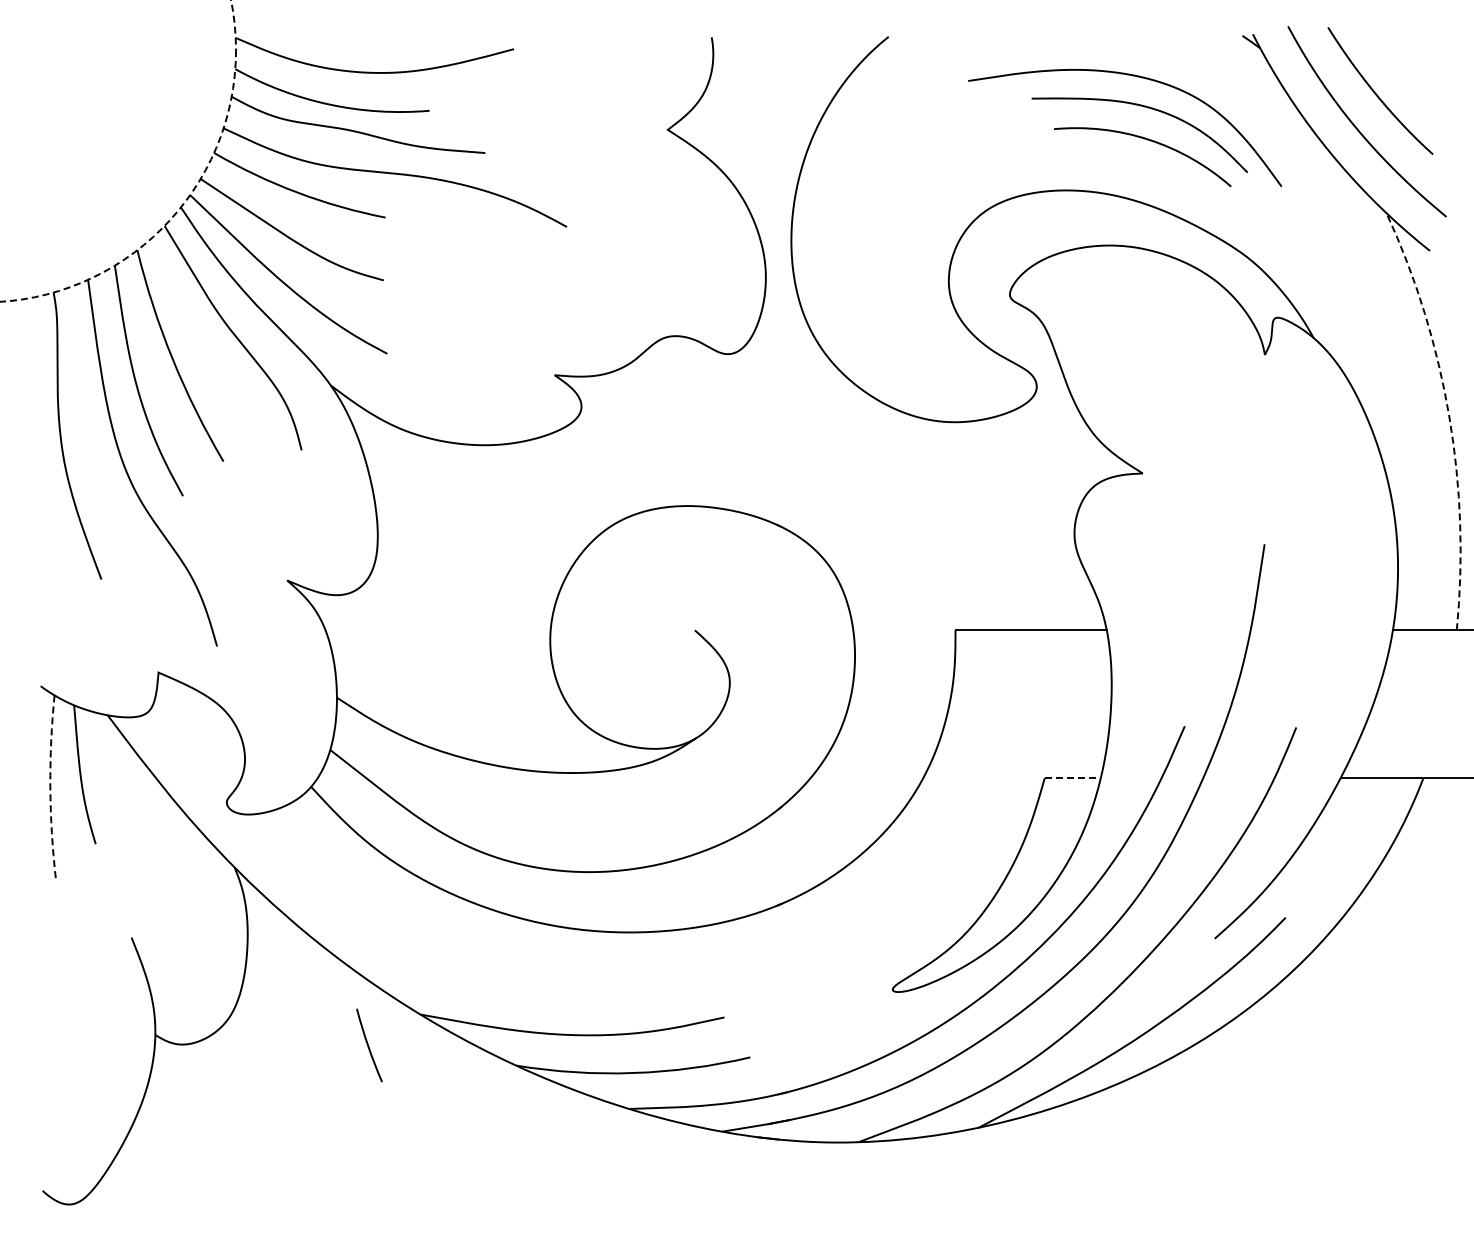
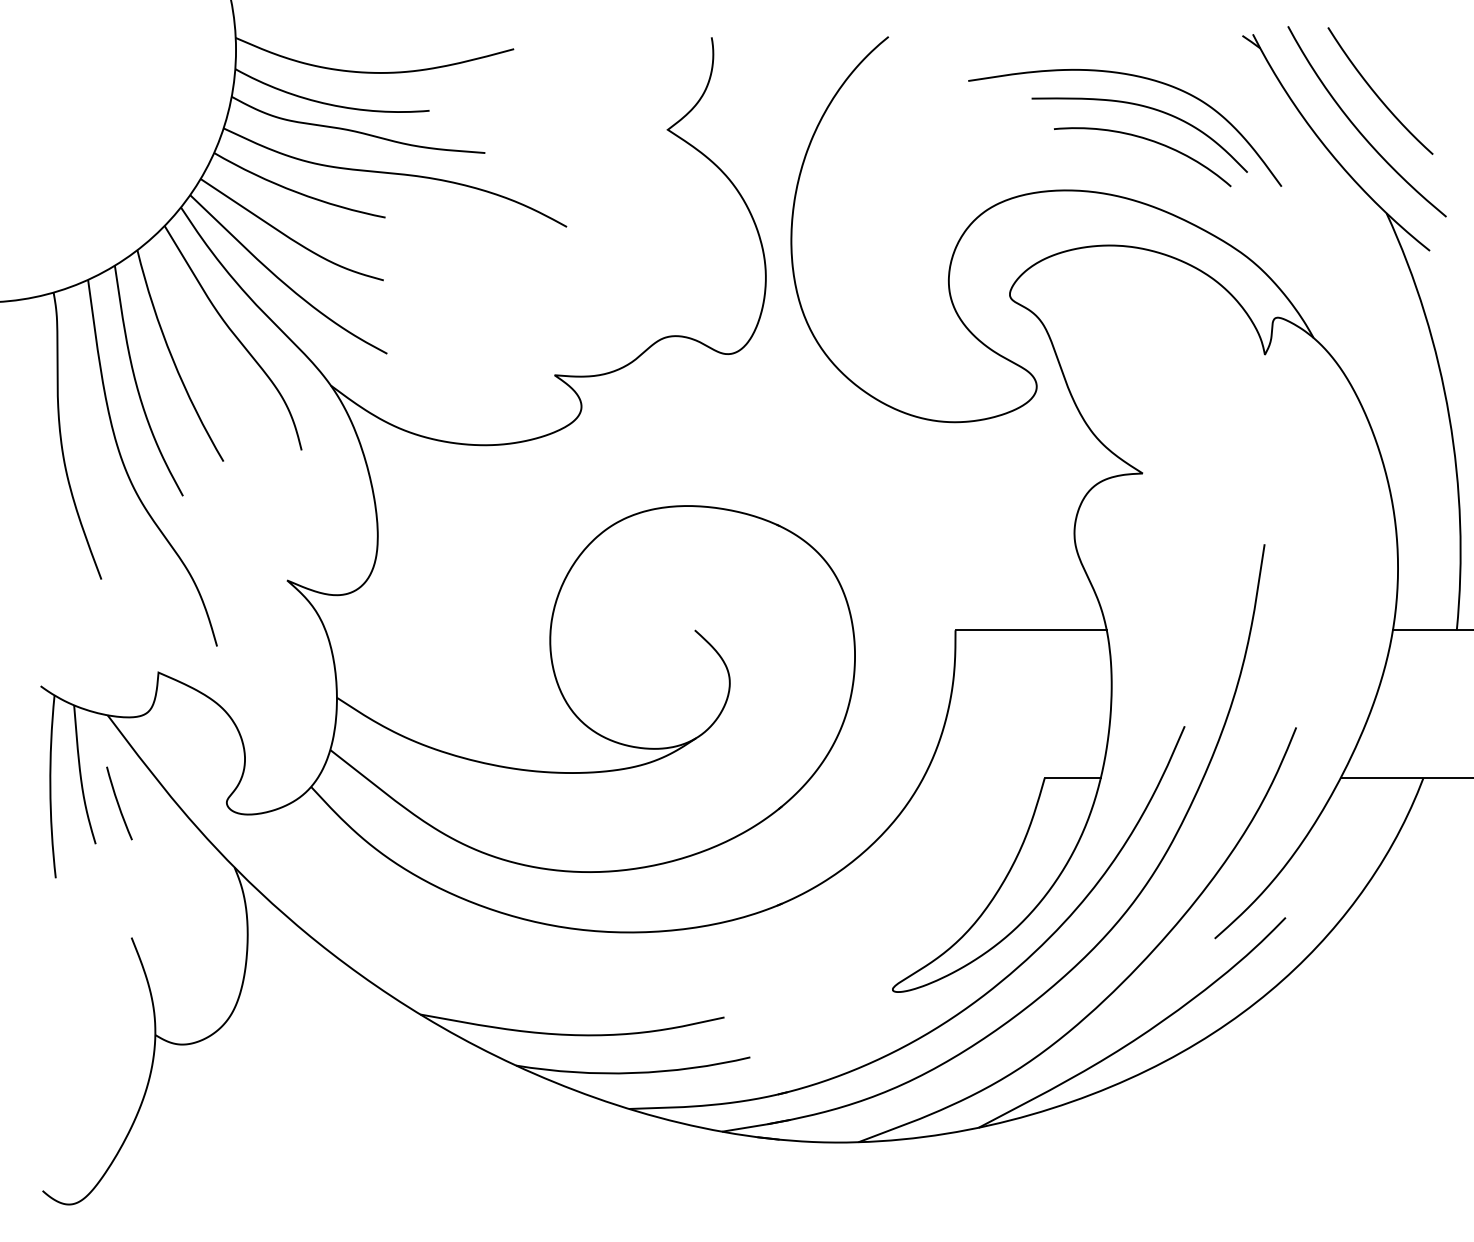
circle: dashed -> solid (118, 150)
arc: dashed -> solid (1449, 417)
line: dashed -> solid (1073, 778)
arc: dashed -> solid (50, 786)
arc position: (368, 1045) -> (118, 803) (118, 803)
